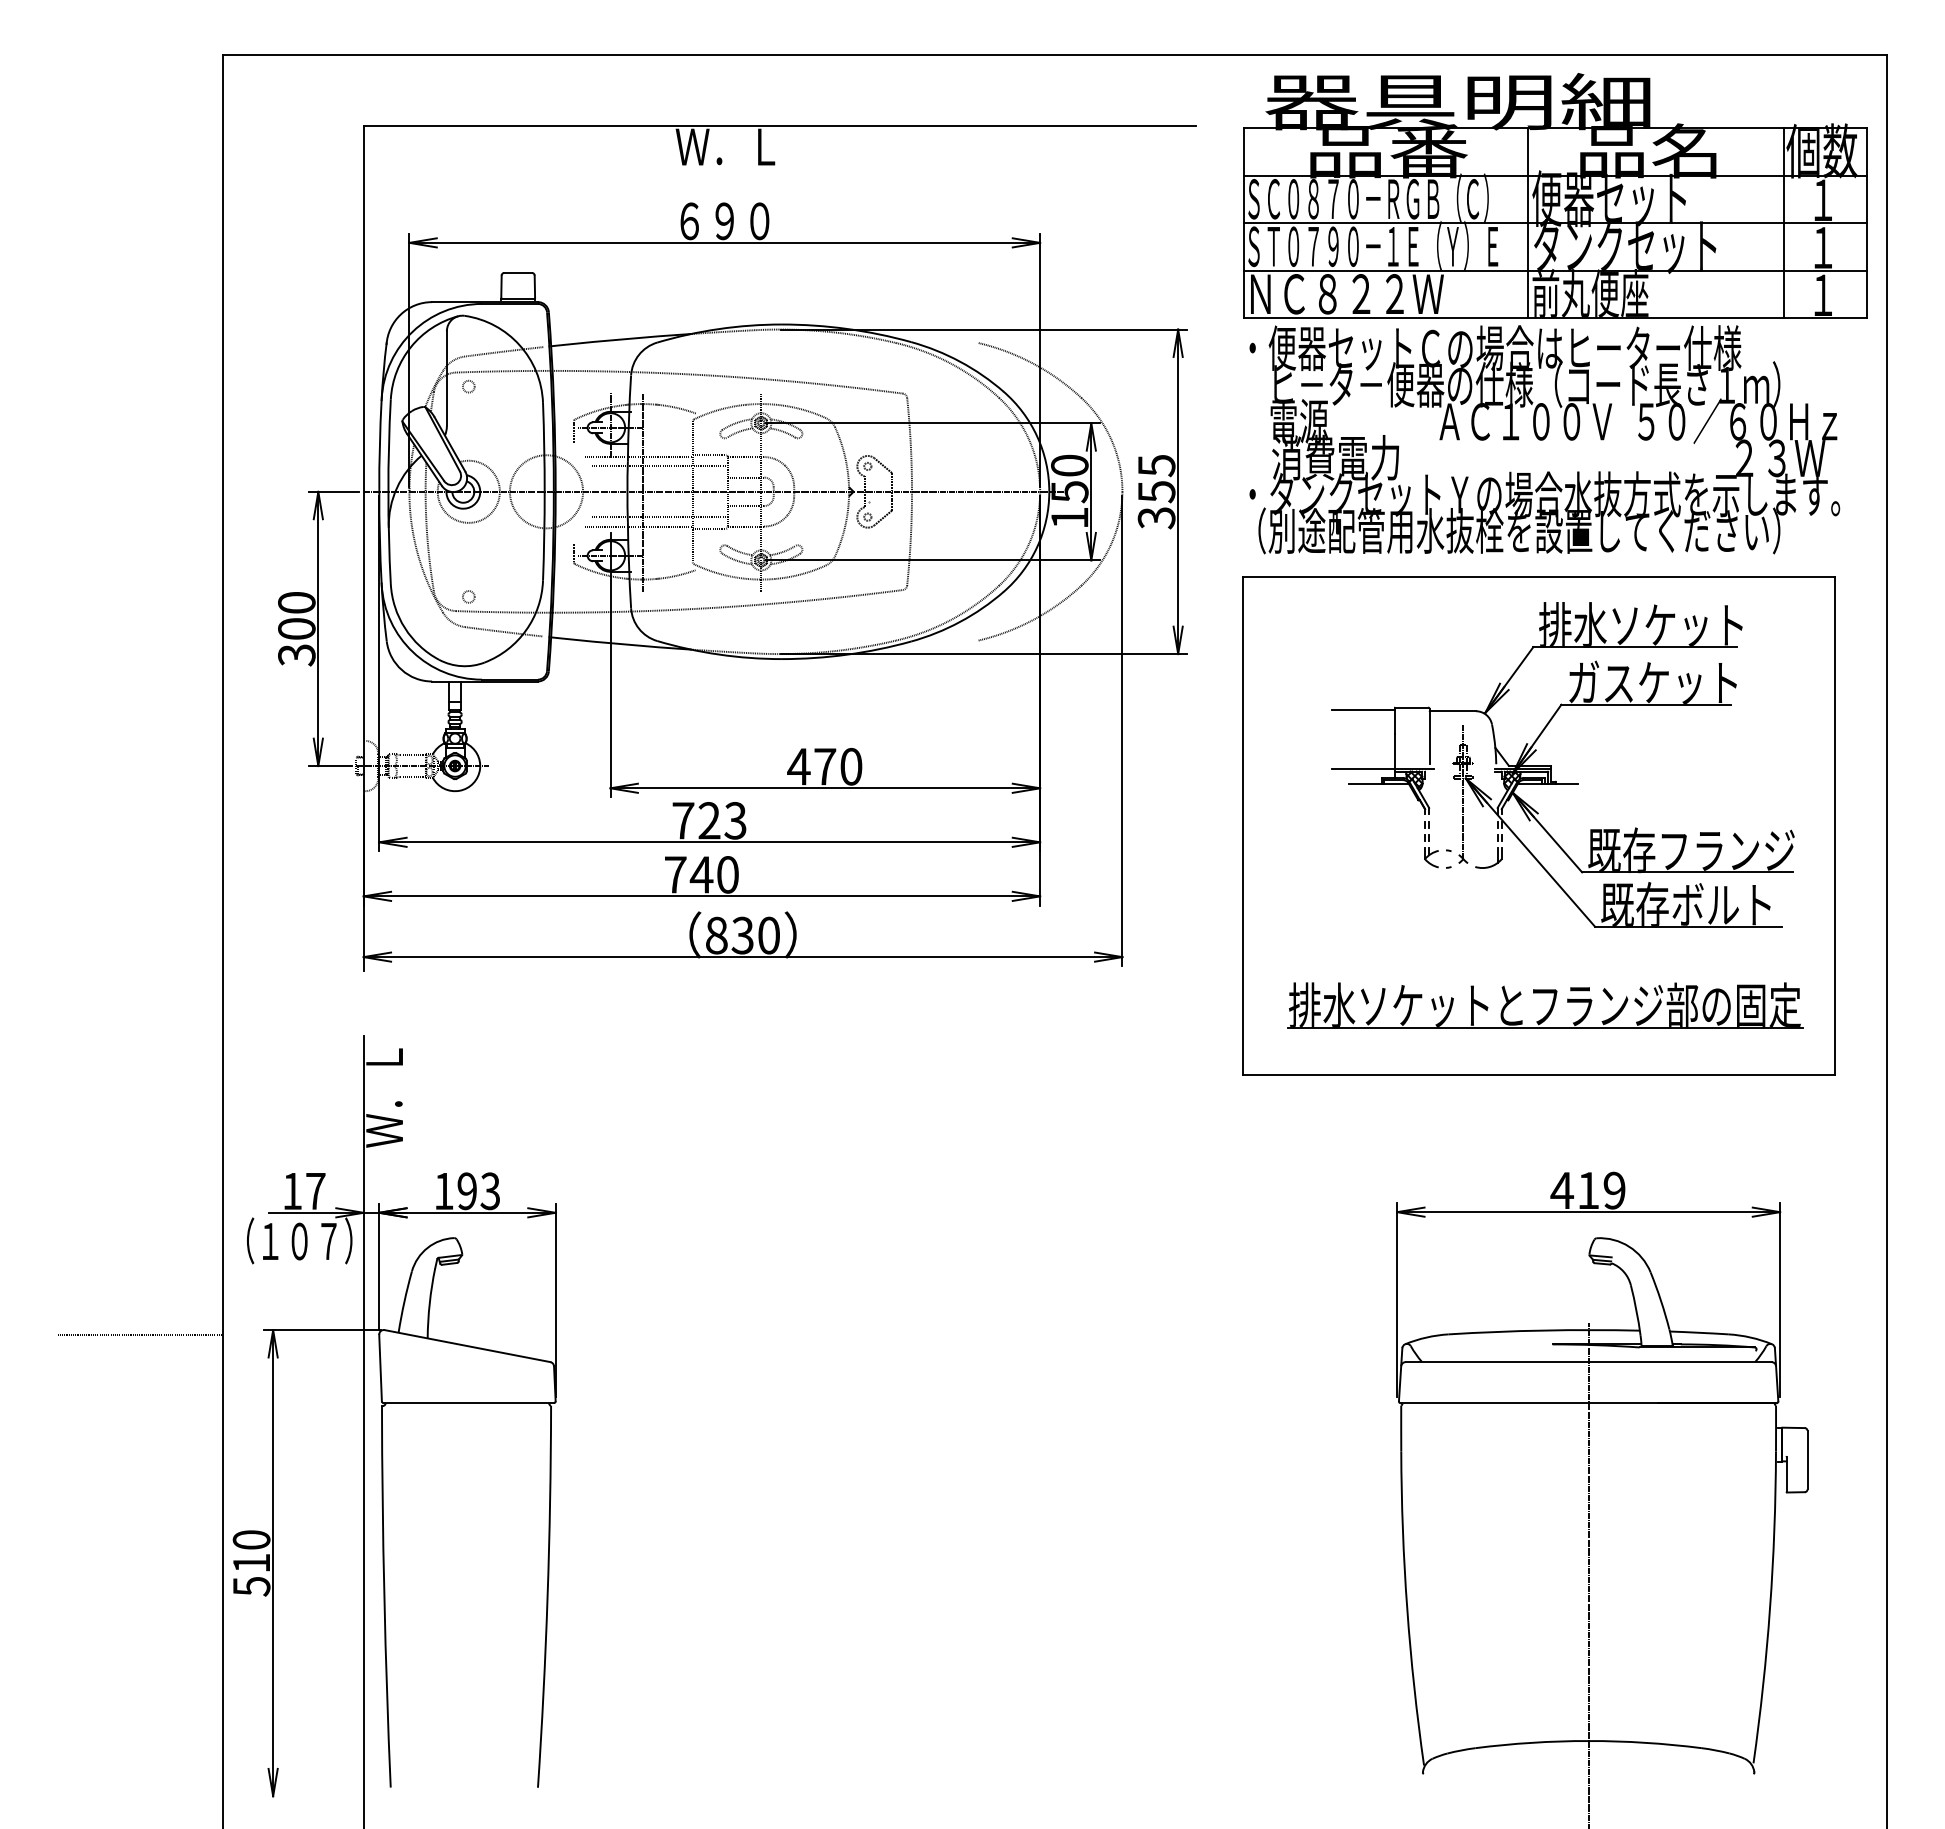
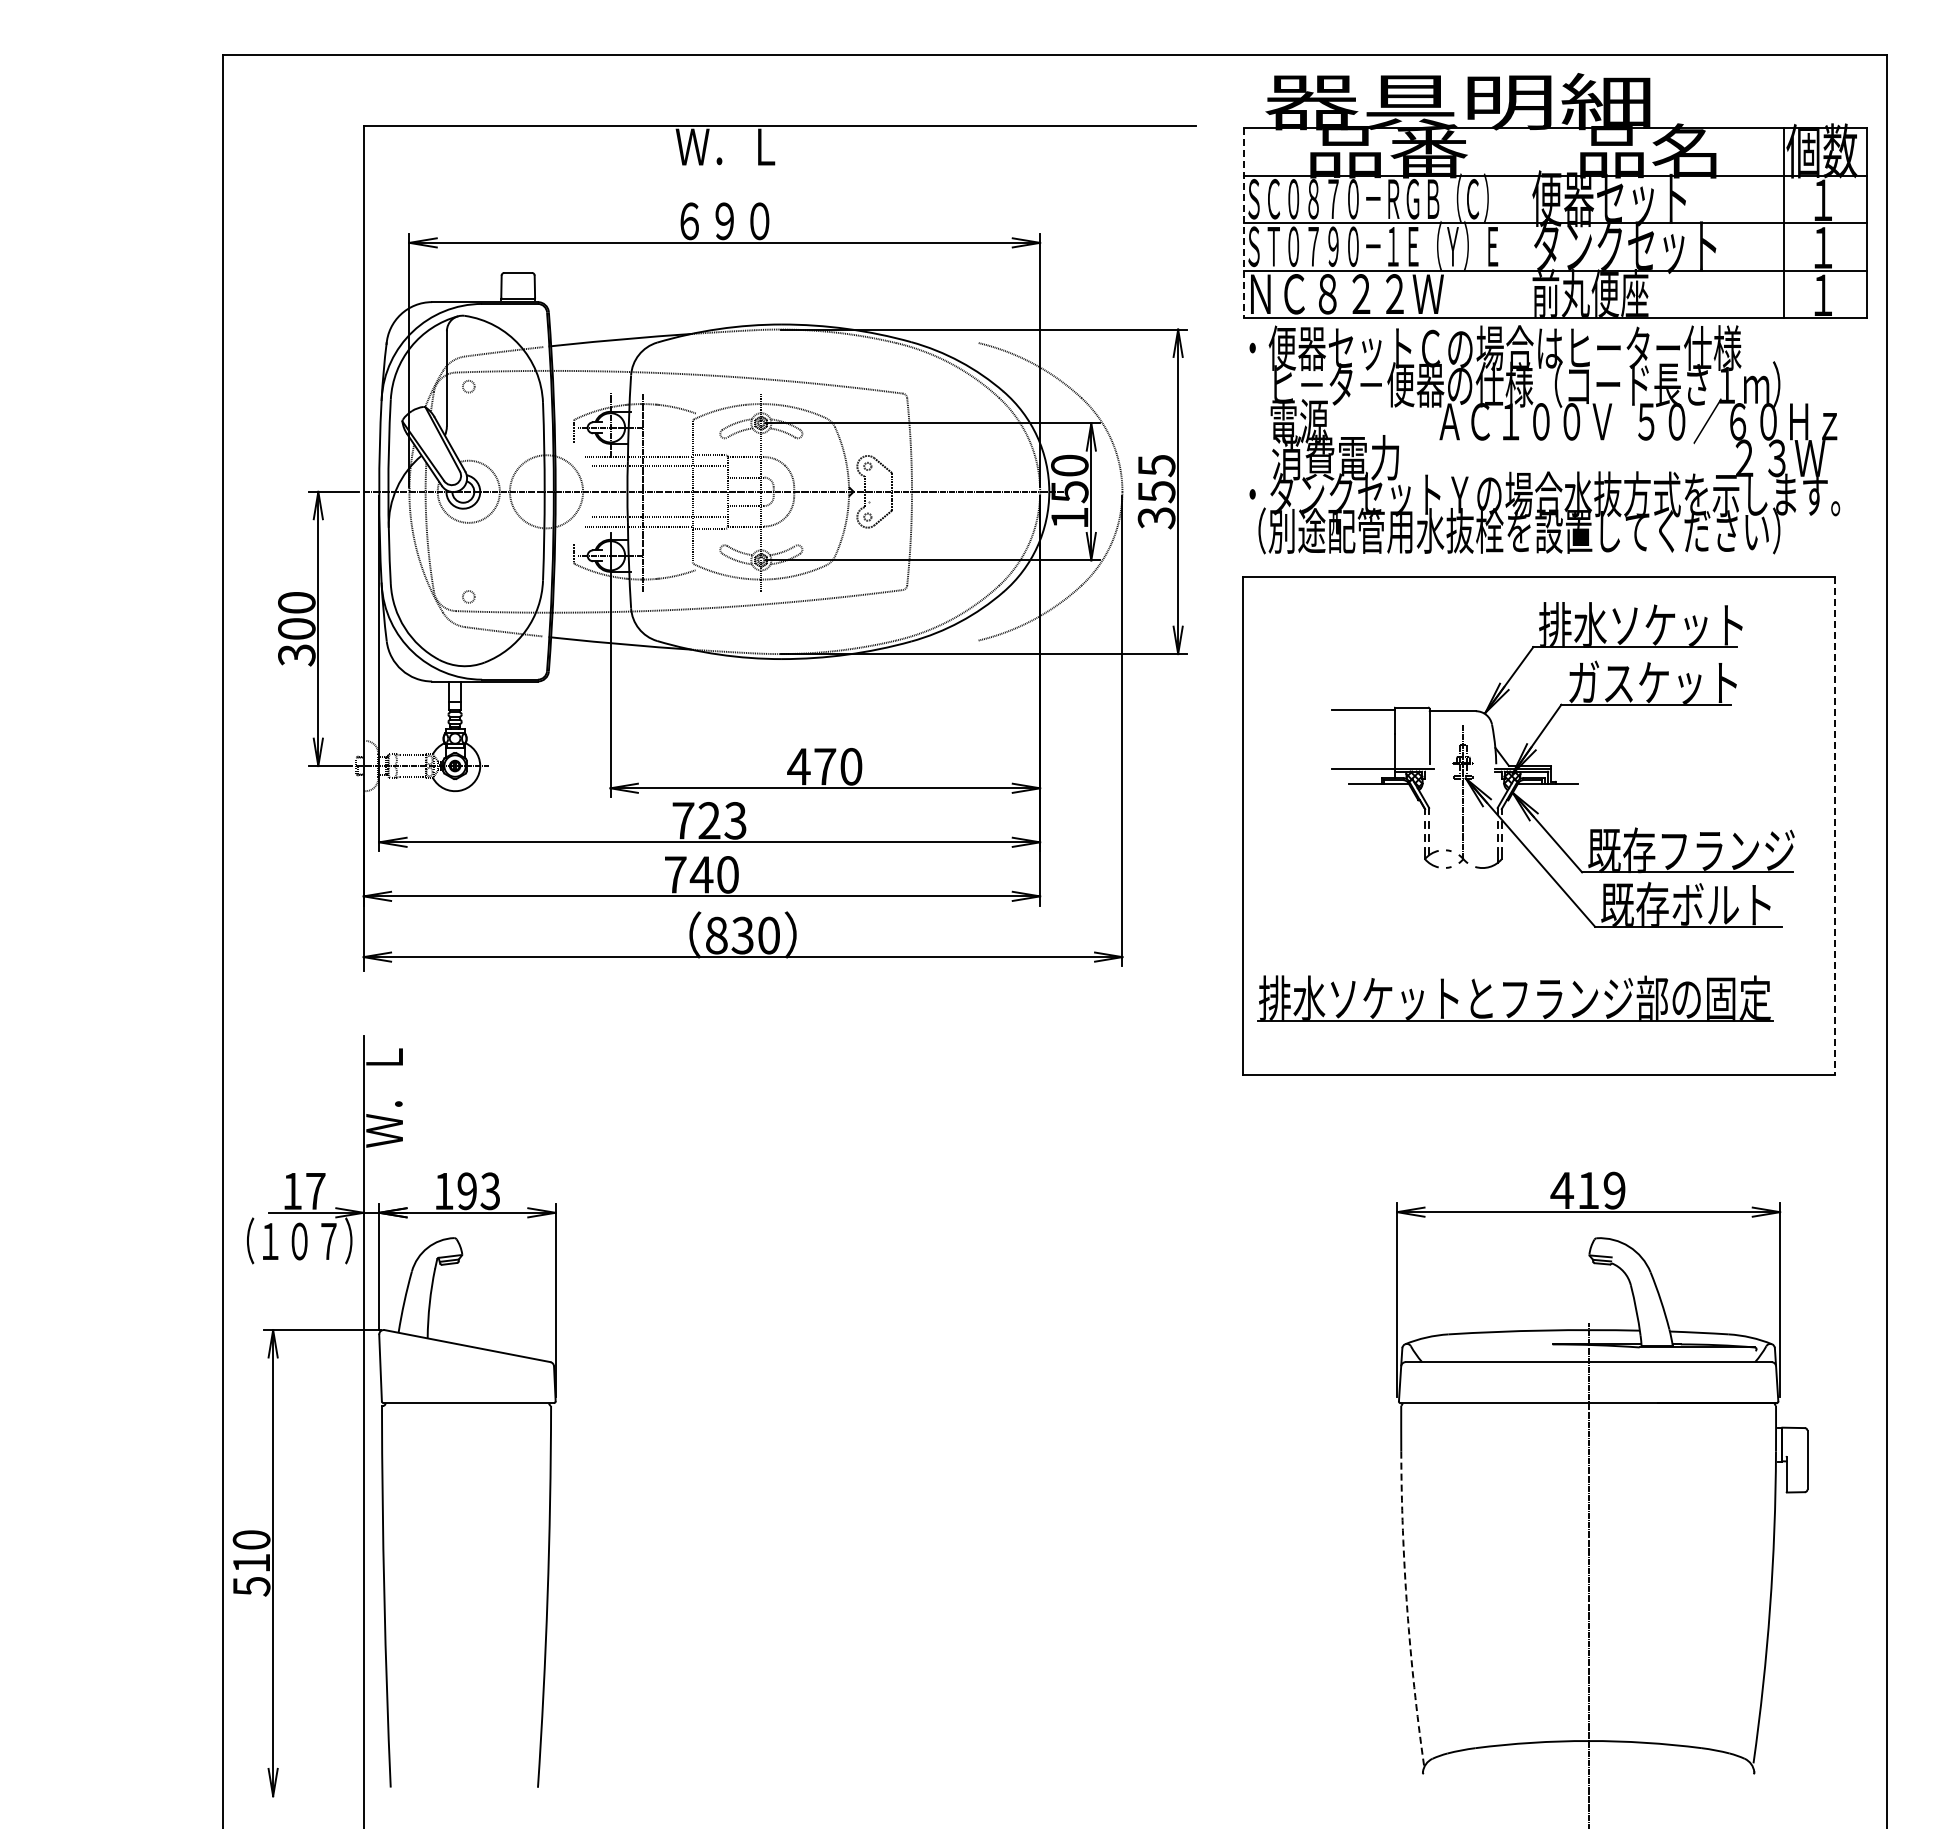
line: present -> none (1528, 222)
line: solid -> dashed (1244, 223)
line: solid -> dashed (1835, 826)
part position: (1545, 1005) -> (1515, 998) (1515, 998)
line: present -> none (140, 1334)
arc: solid -> dashed (1407, 1608)
